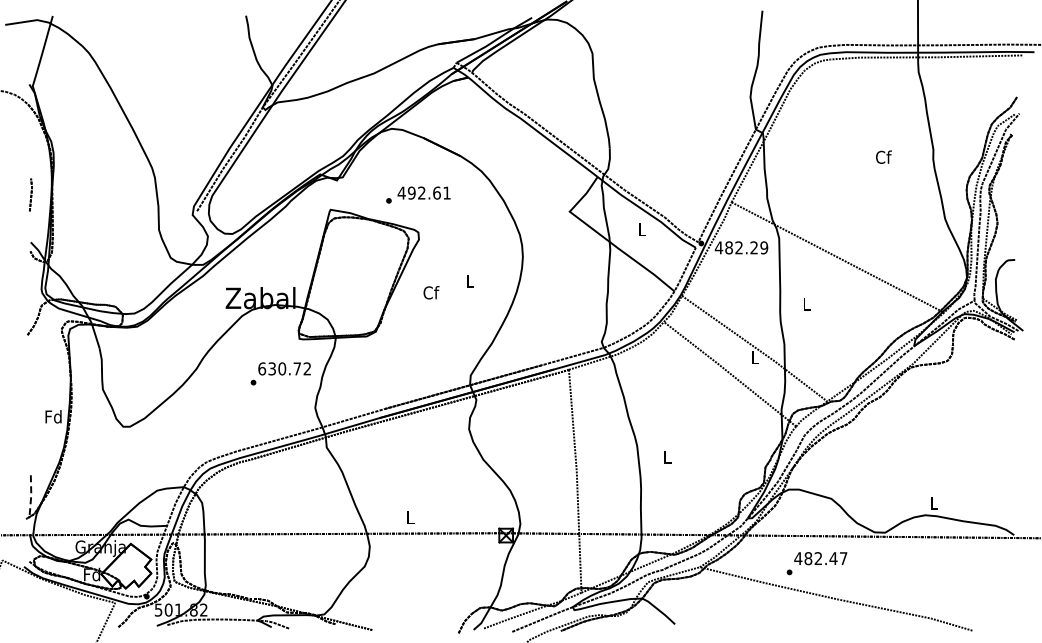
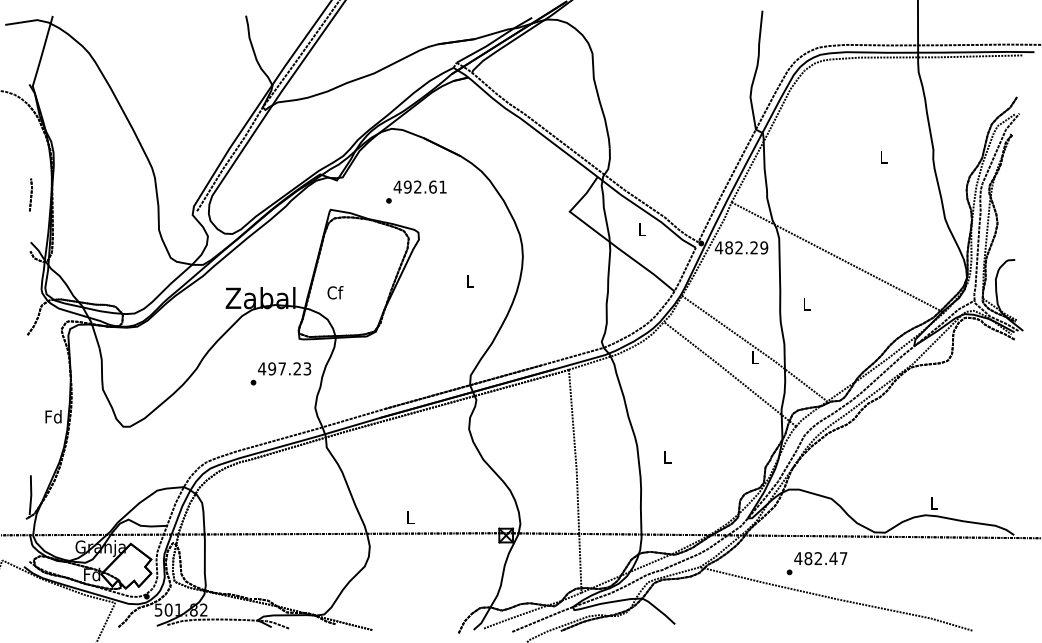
text: Cf -> L (883, 156)
text position: (423, 192) -> (419, 186) (419, 186)
text position: (431, 292) -> (335, 292) (335, 292)
text: 630.72 -> 497.23 (284, 368)
line: dashed -> solid (31, 495)
